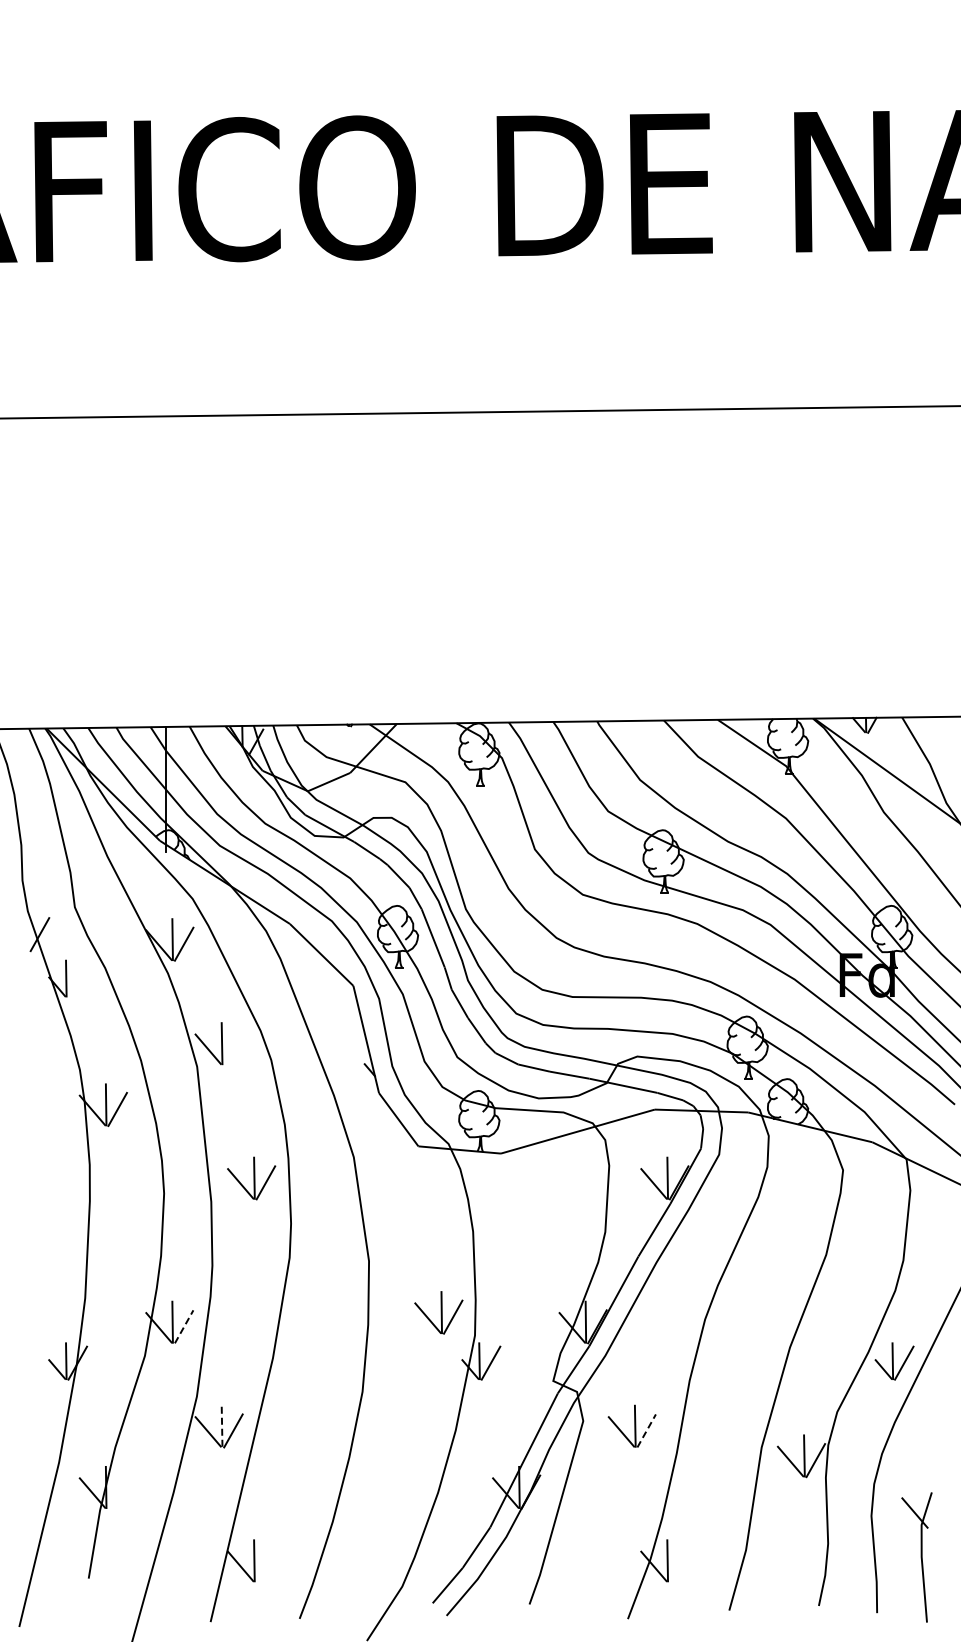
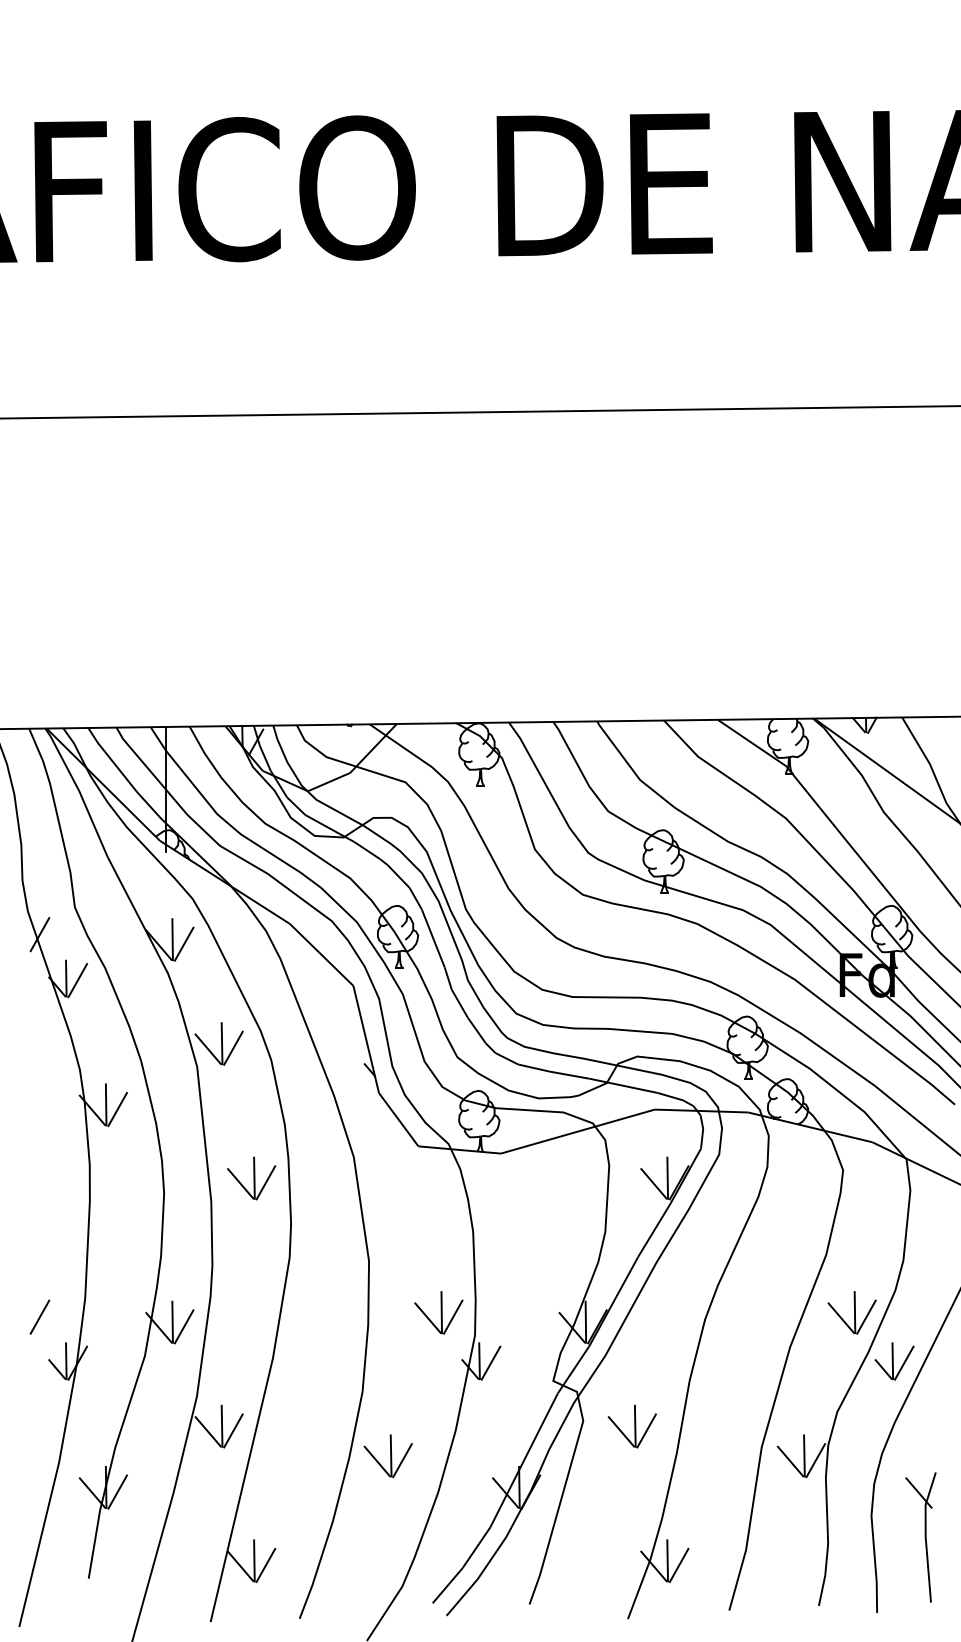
line: none -> present (77, 980)
line: none -> present (233, 1047)
part: none -> present (851, 1312)
line: none -> present (39, 1316)
line: dashed -> solid (184, 1326)
line: dashed -> solid (222, 1425)
line: dashed -> solid (646, 1430)
part: none -> present (387, 1456)
line: none -> present (117, 1491)
part position: (916, 1557) -> (920, 1537) (920, 1537)
line: none -> present (265, 1565)
line: none -> present (678, 1565)
